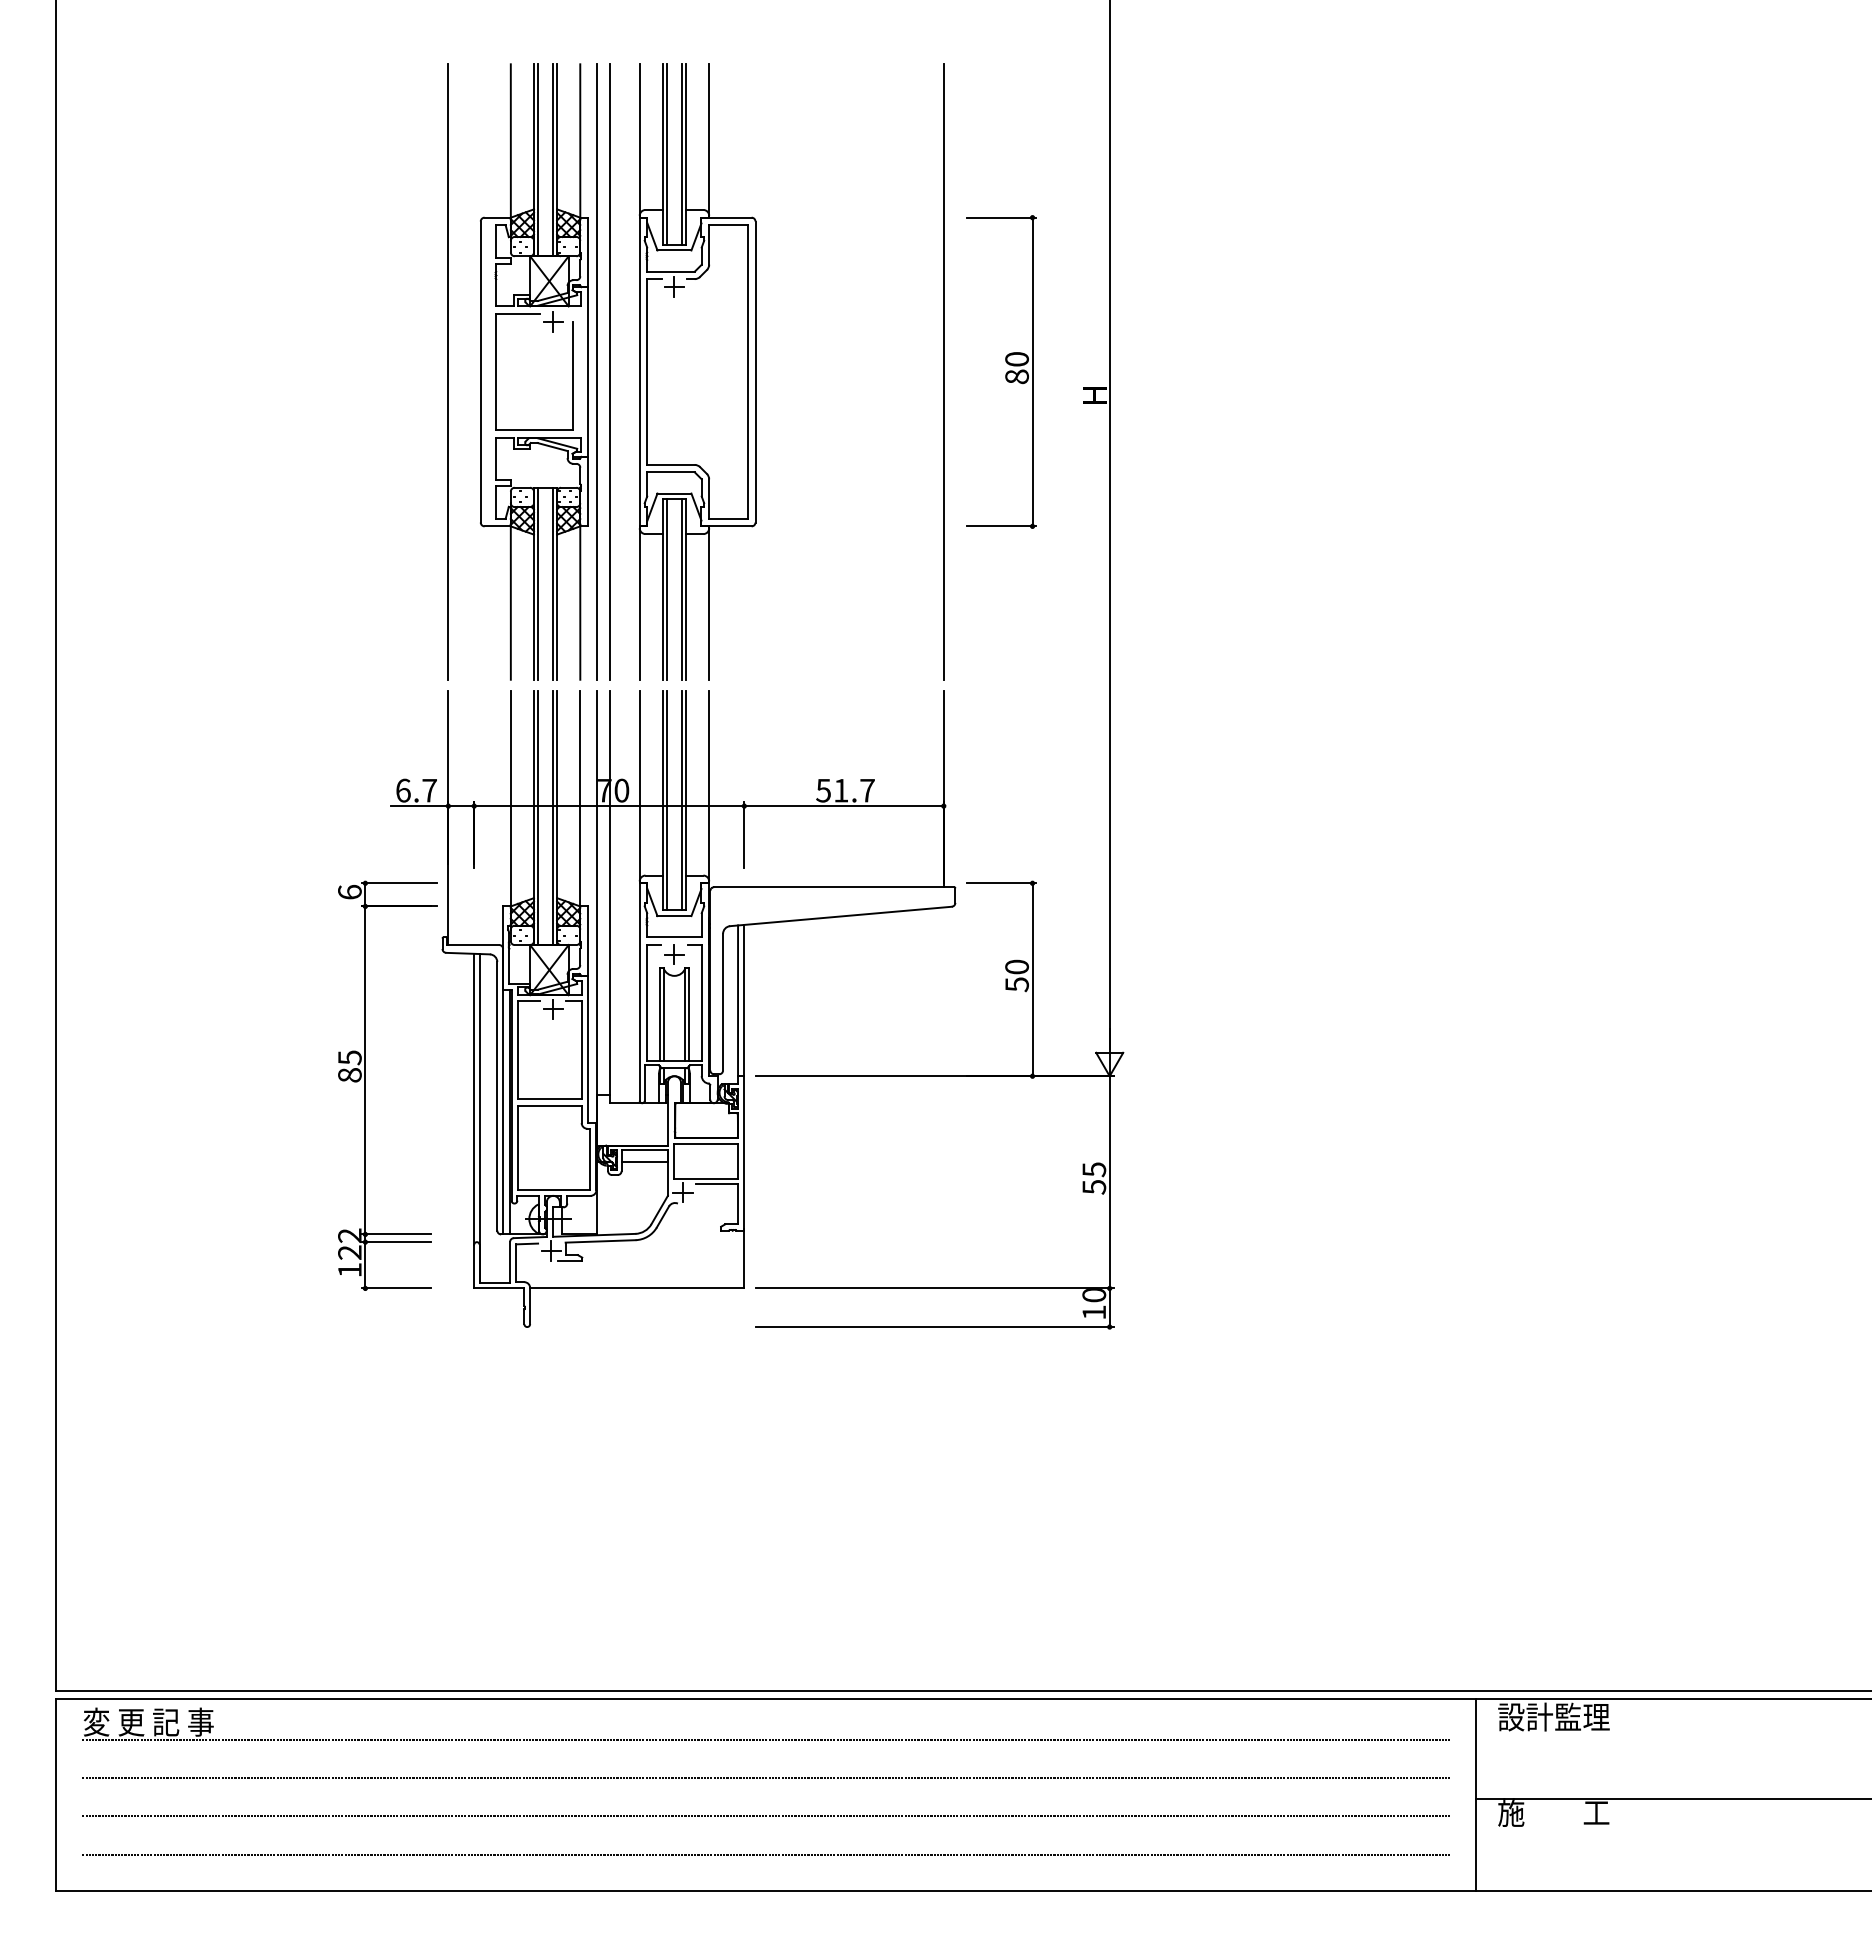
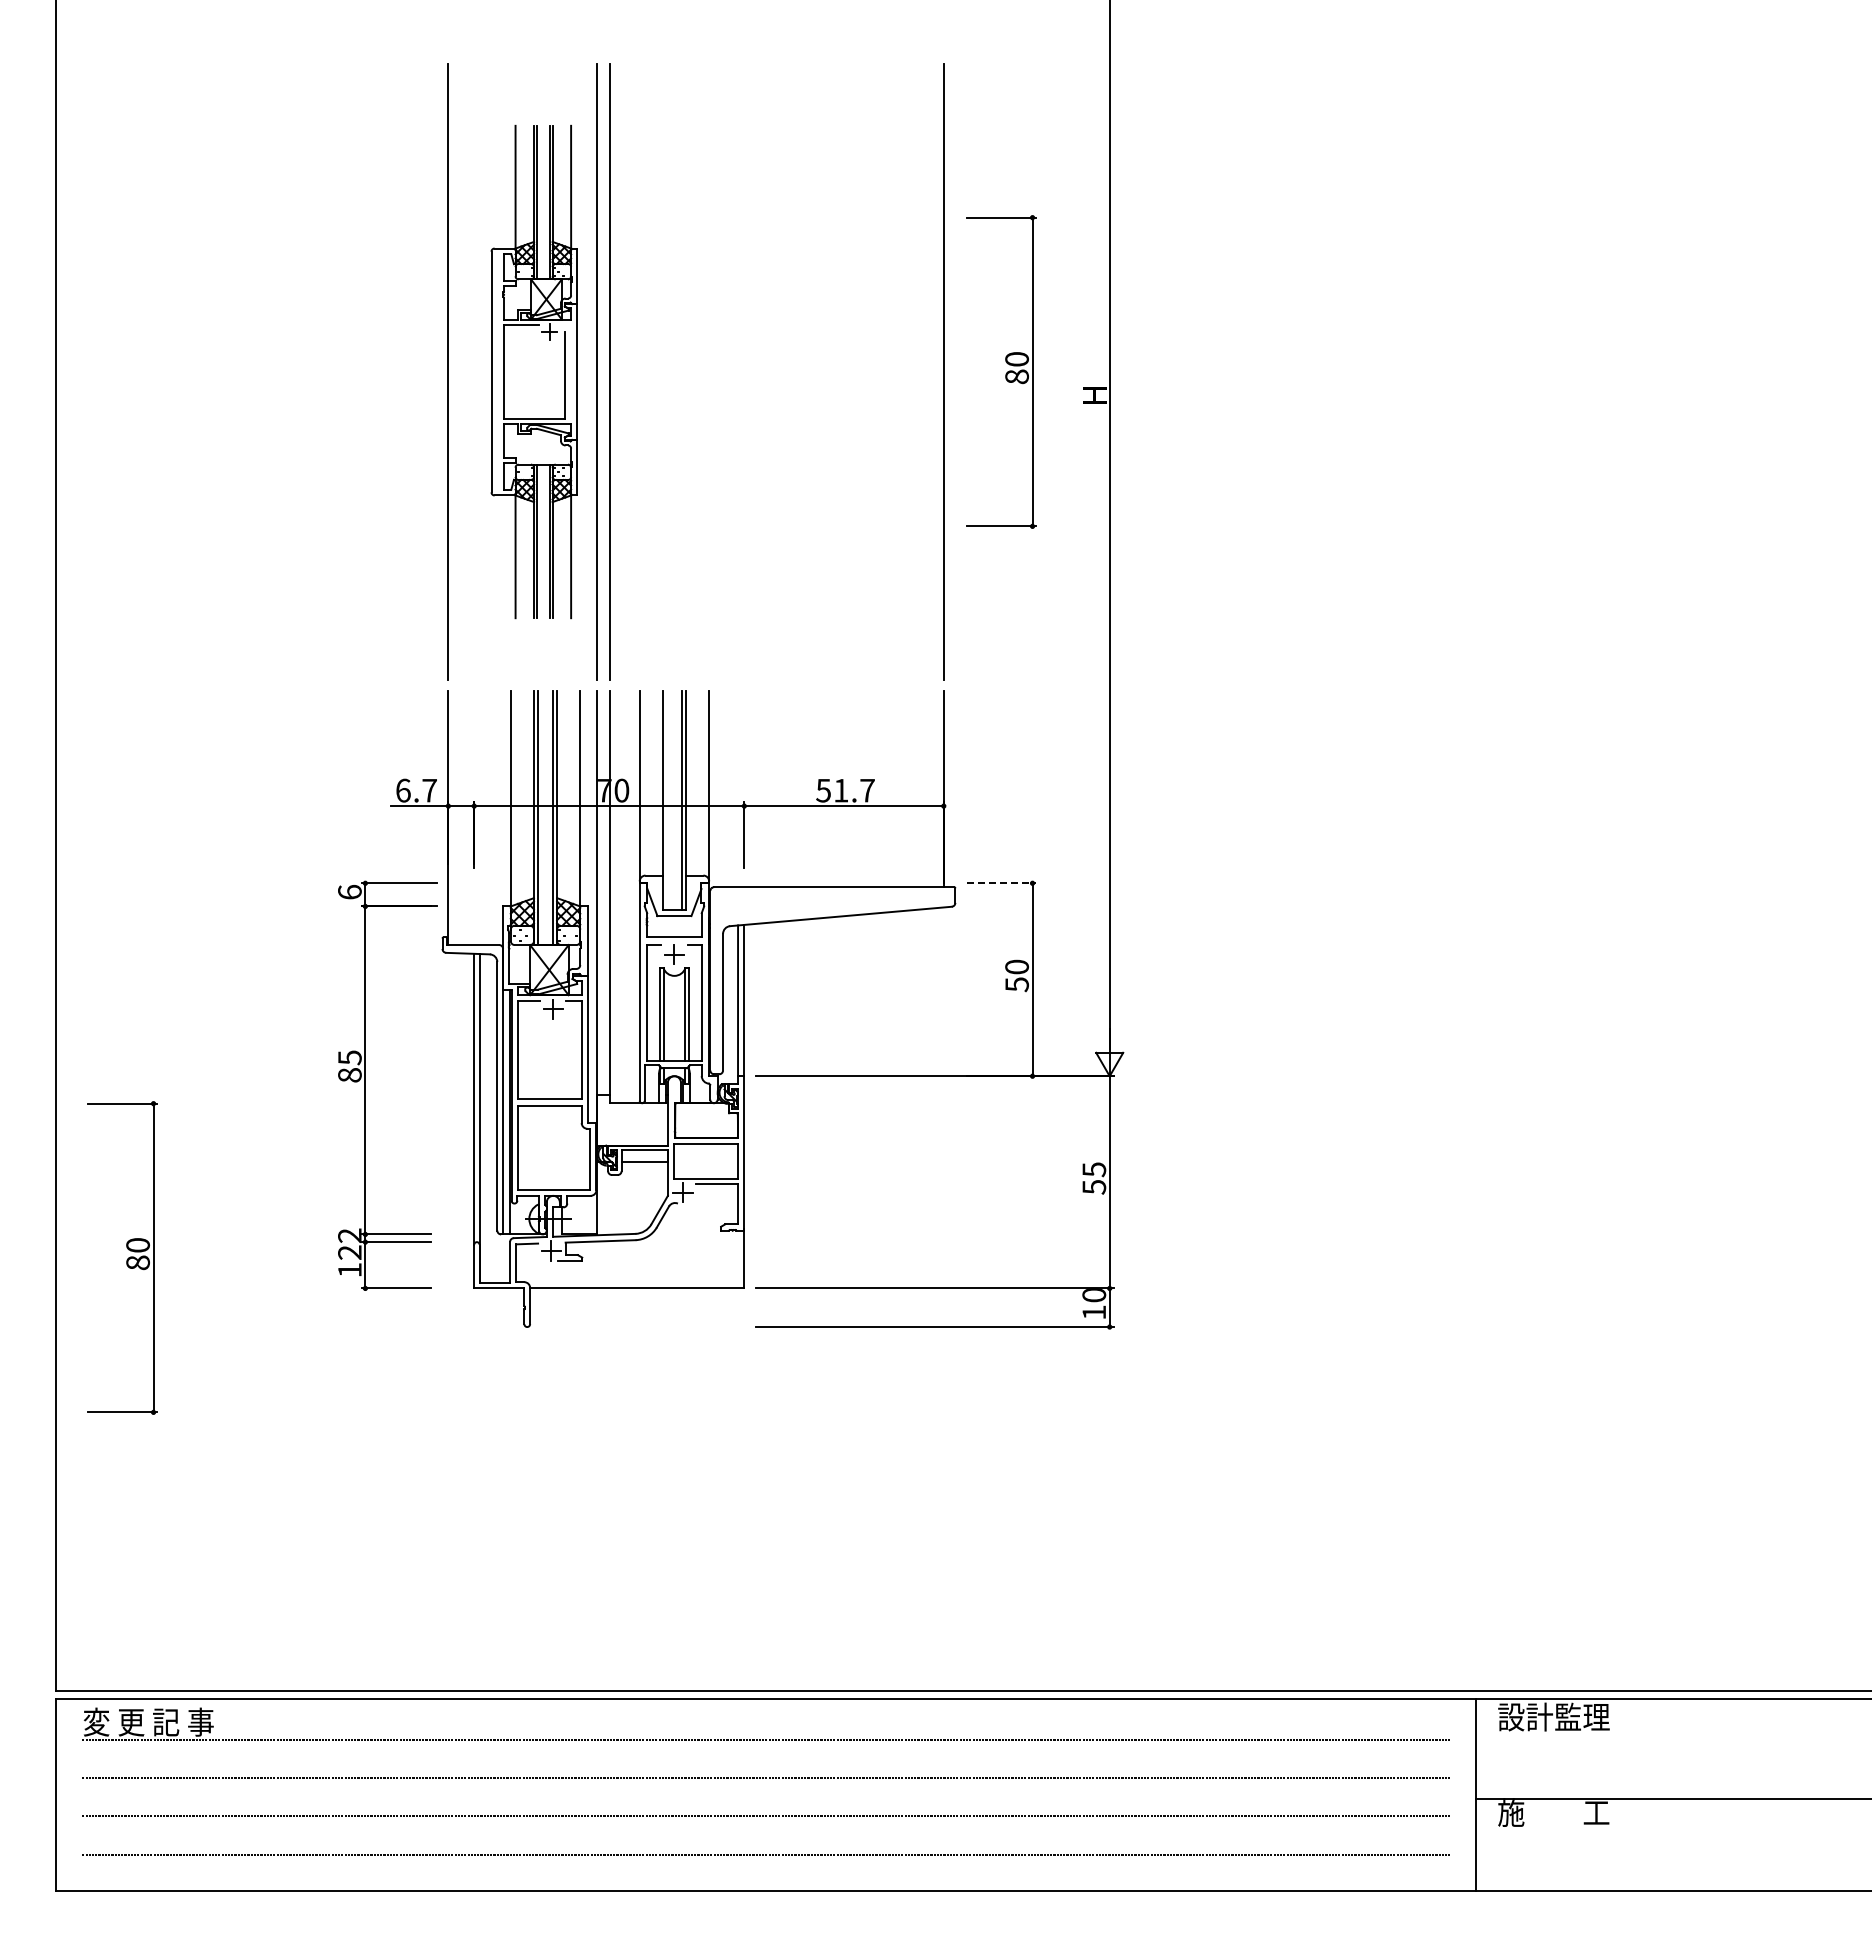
part size: 109x618 px -> 88x496 px (533, 371)
part: present -> none (697, 371)
line: present -> none (666, 800)
line: solid -> dashed (1001, 883)
part: none -> present (122, 1257)
